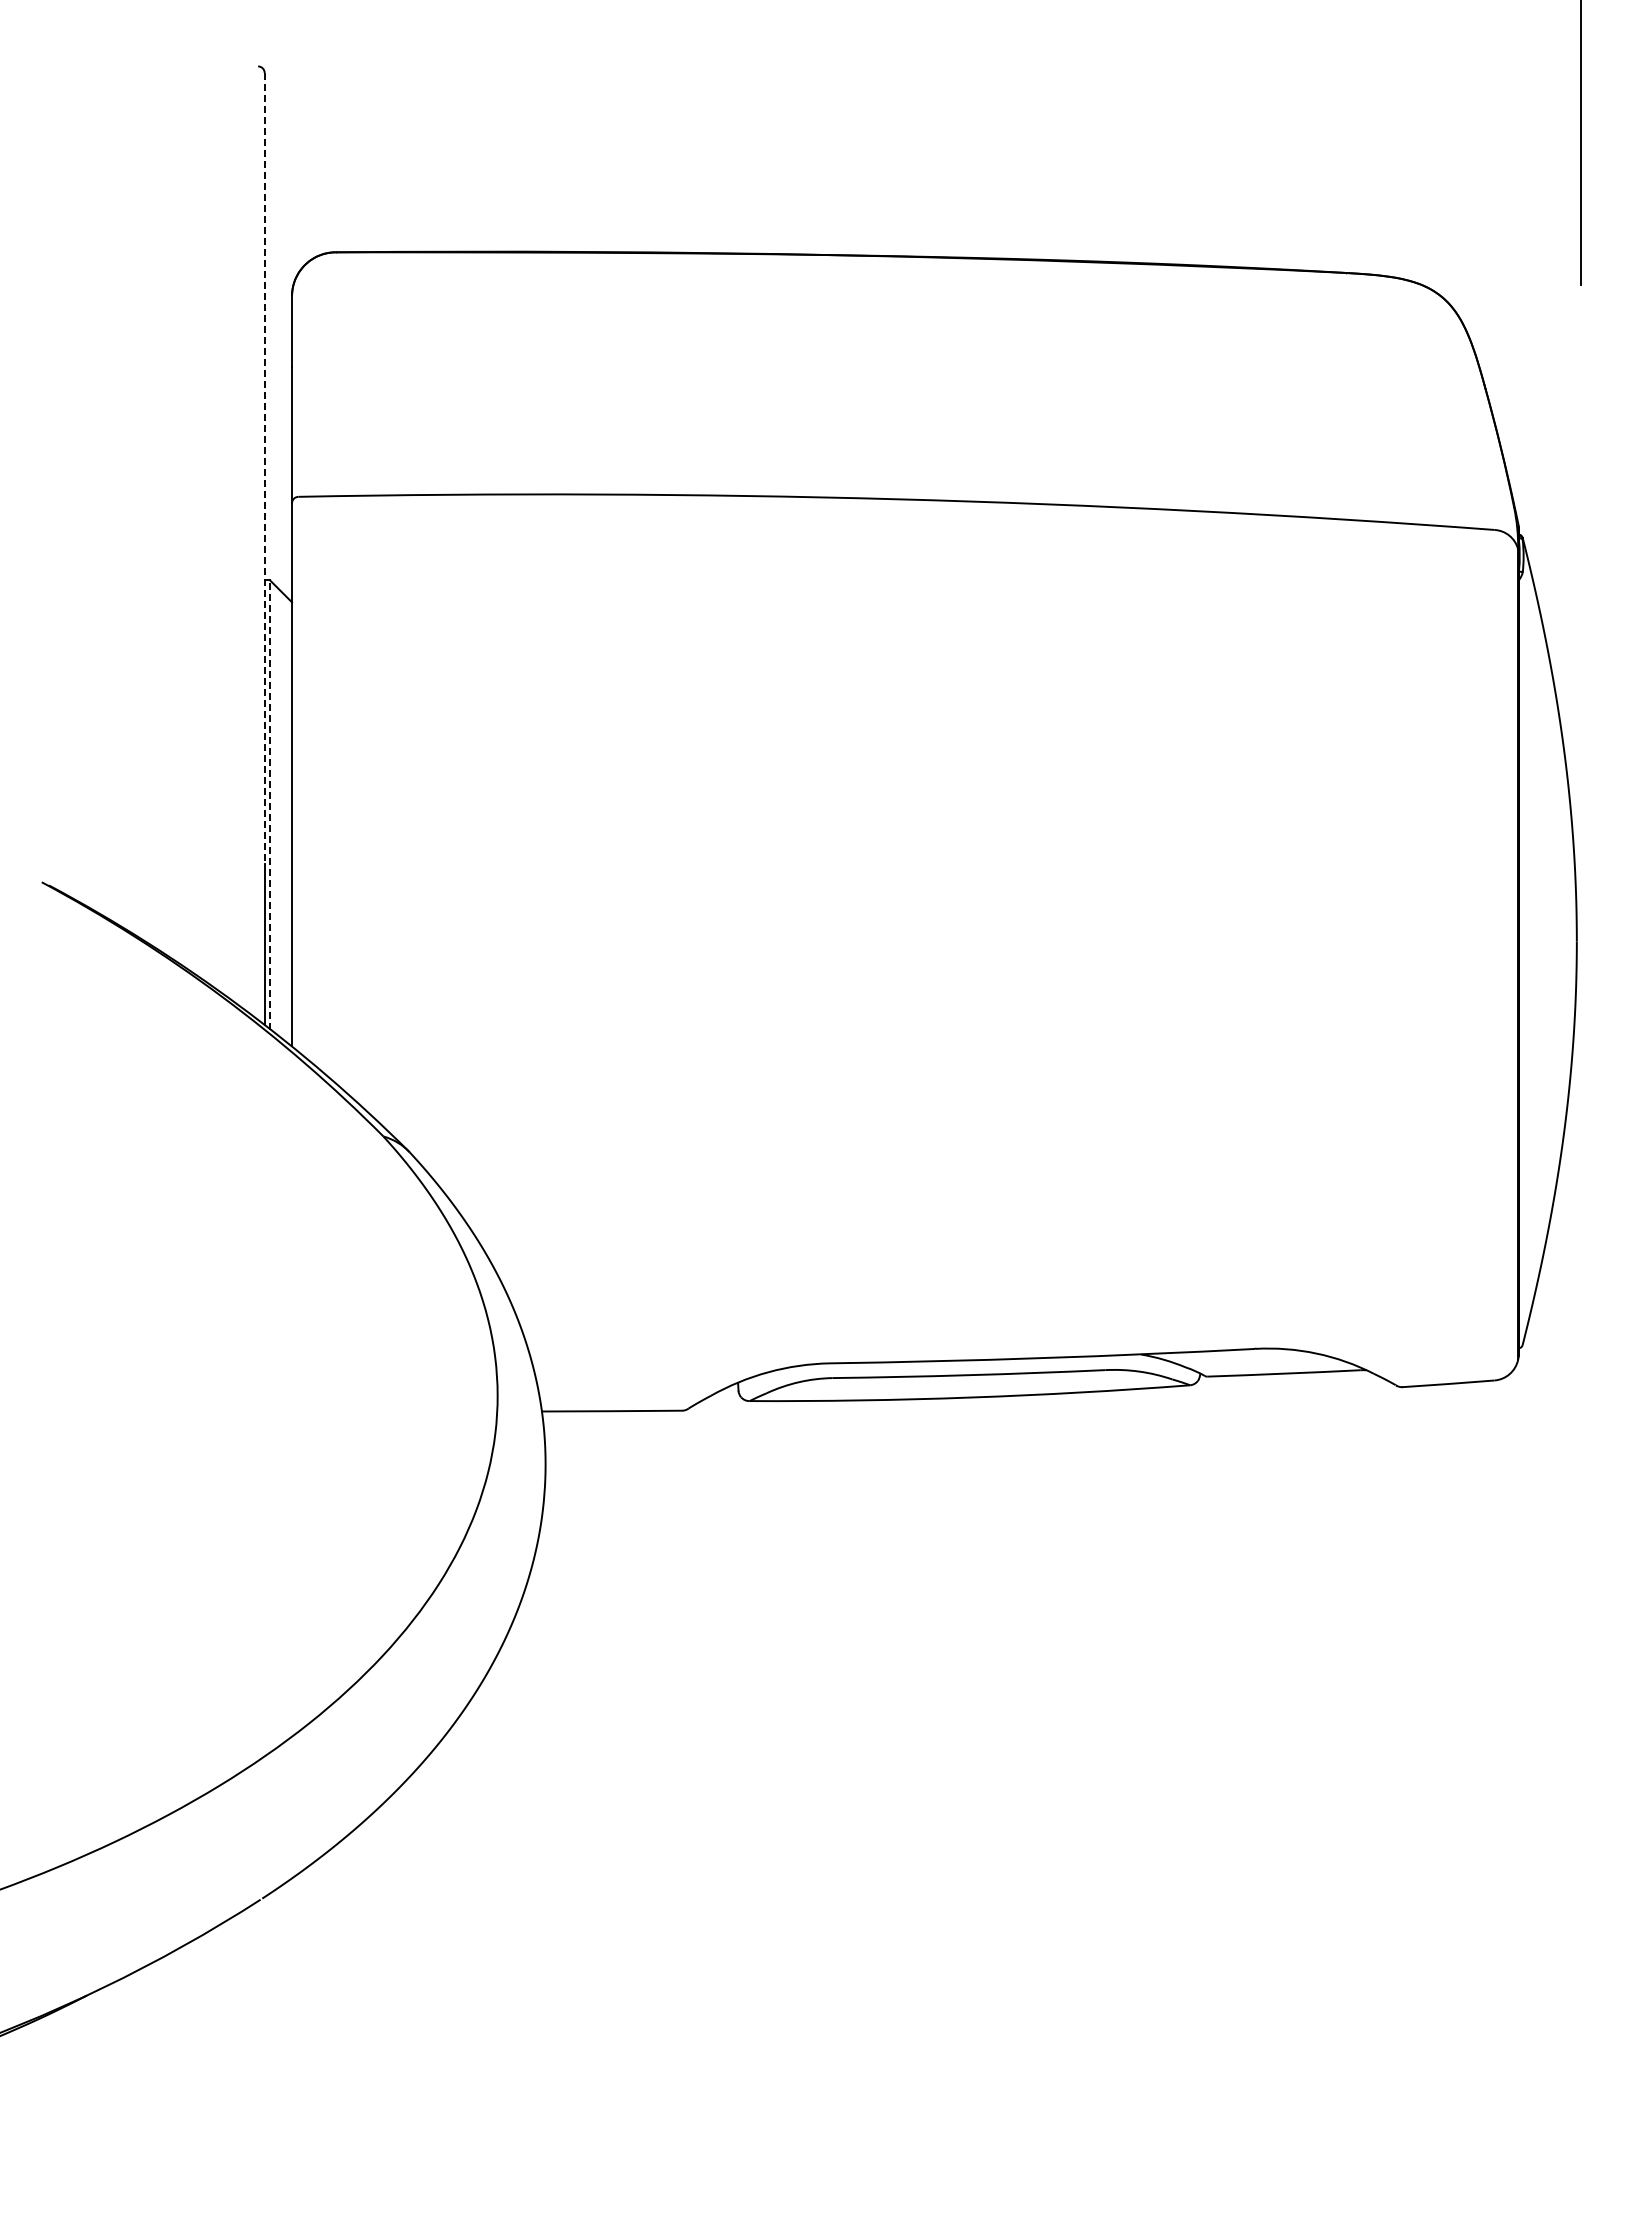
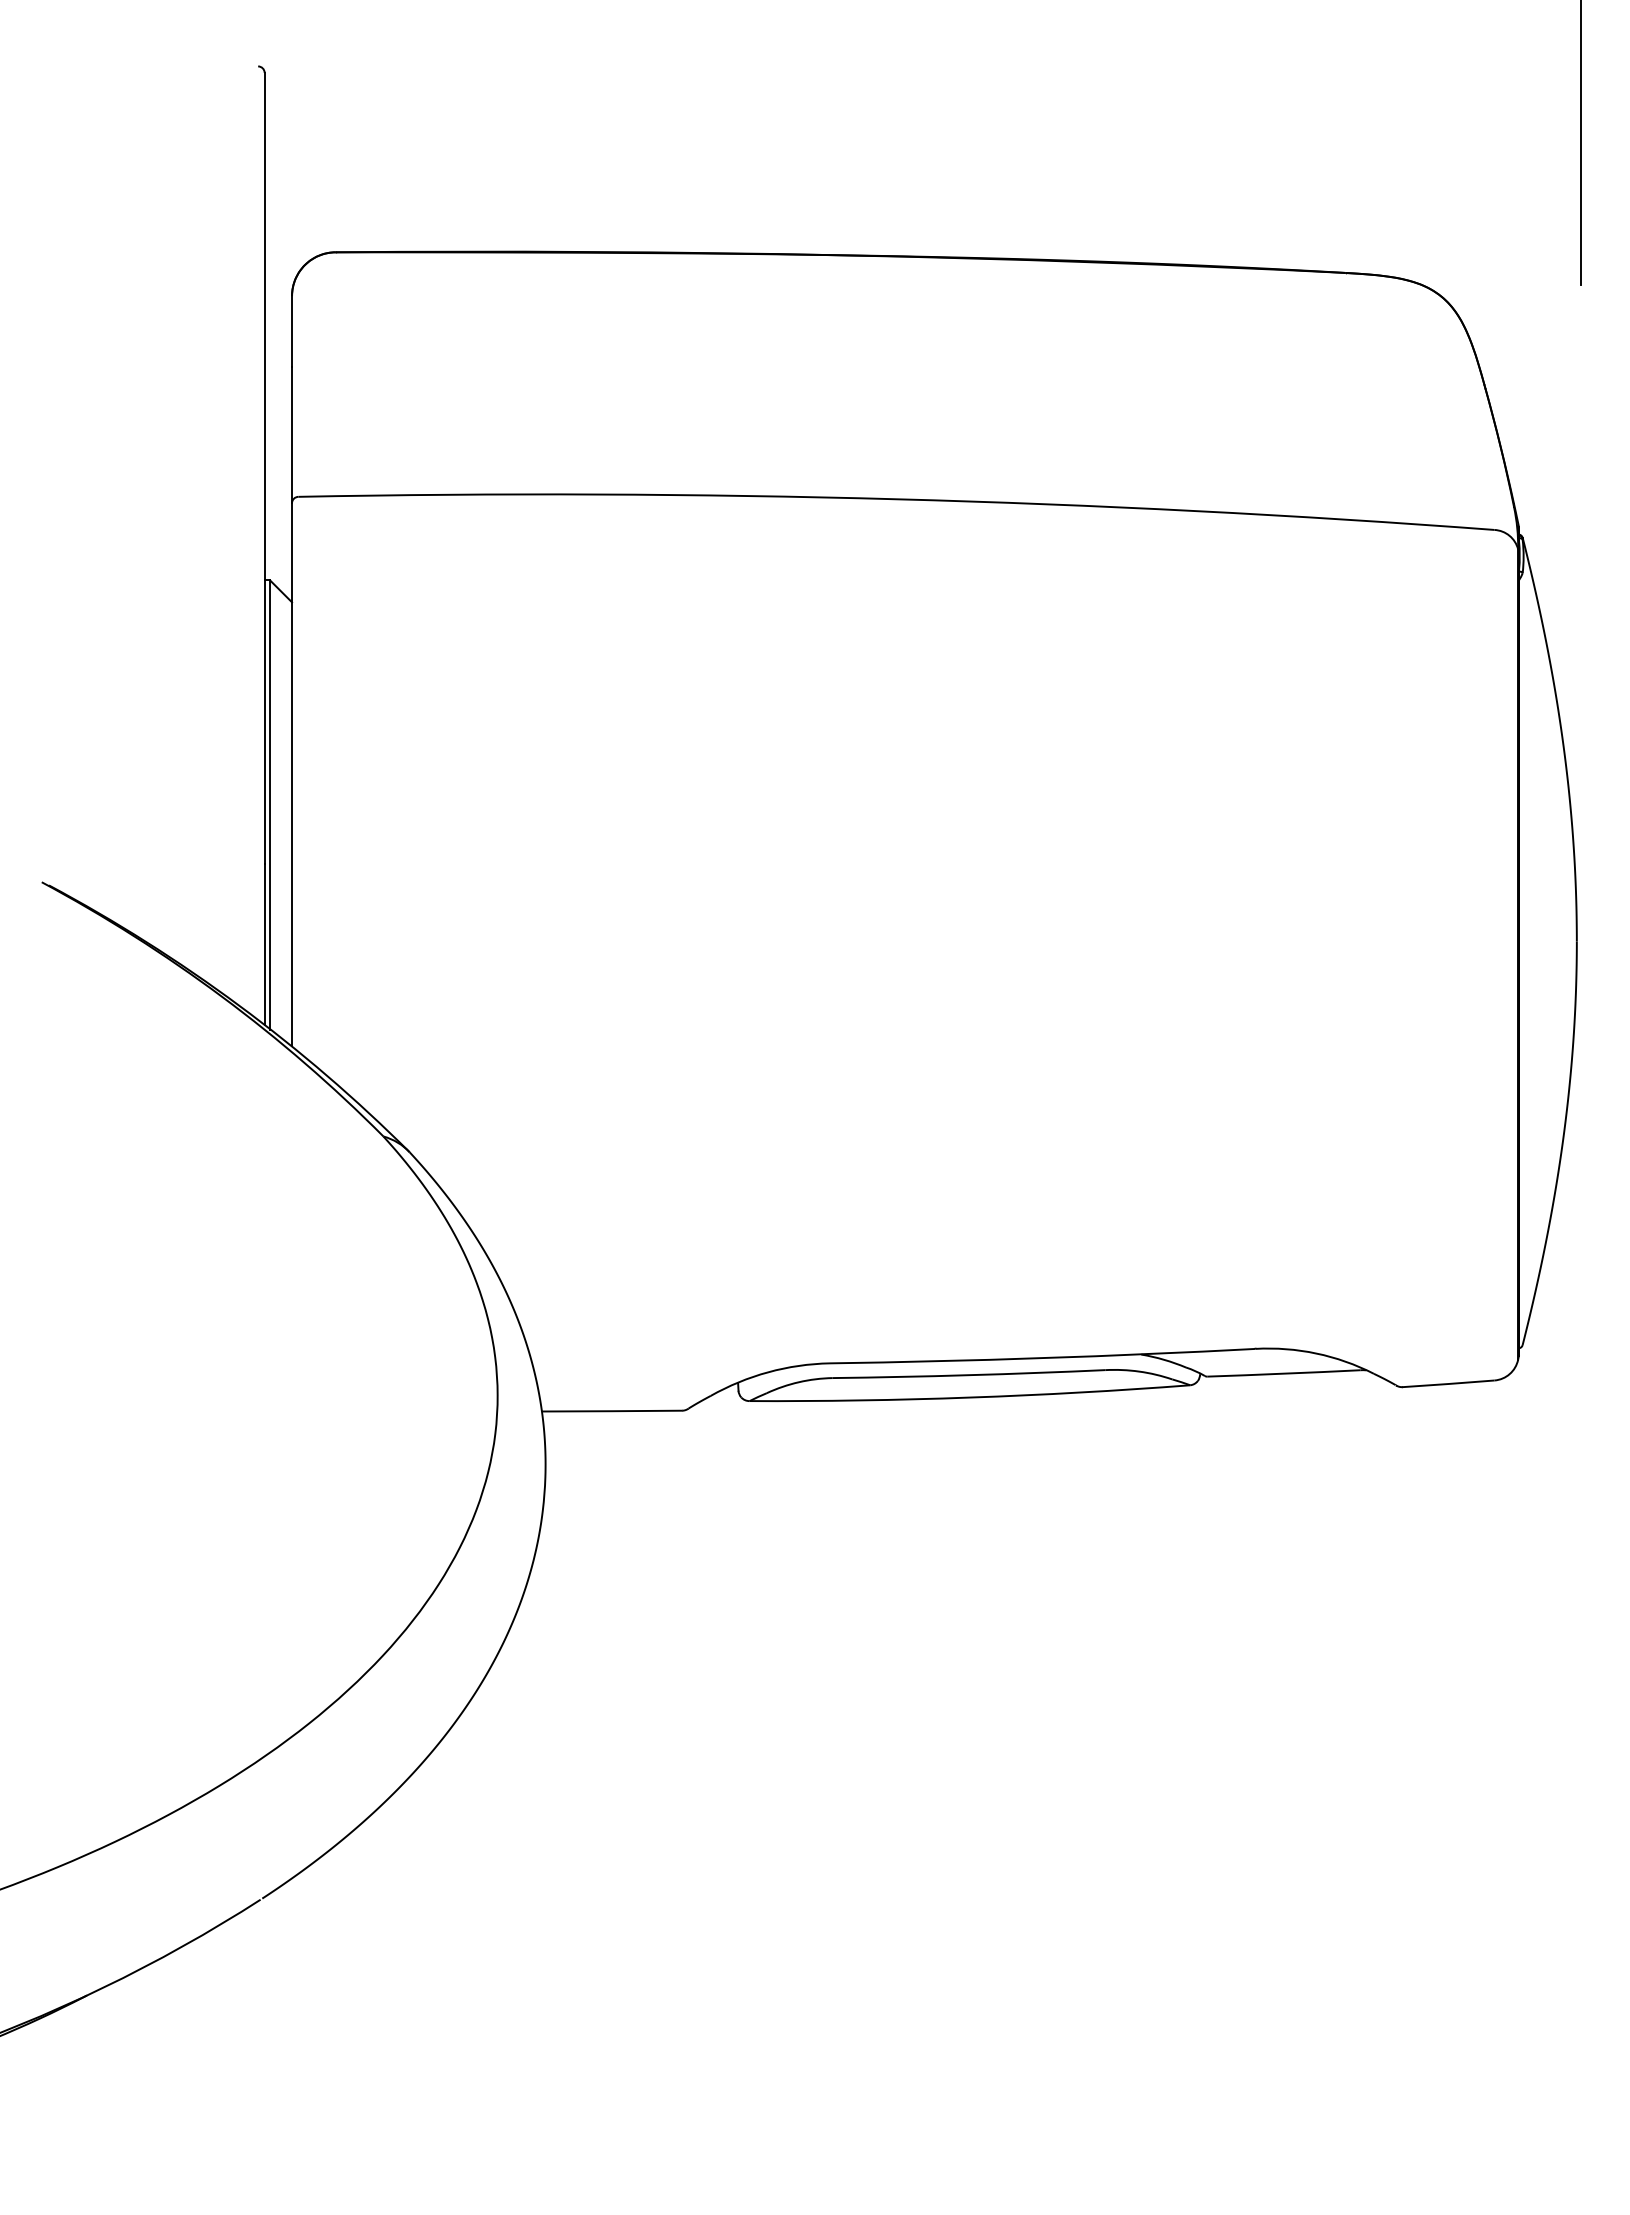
line: dashed -> solid (264, 468)
line: dashed -> solid (270, 805)
